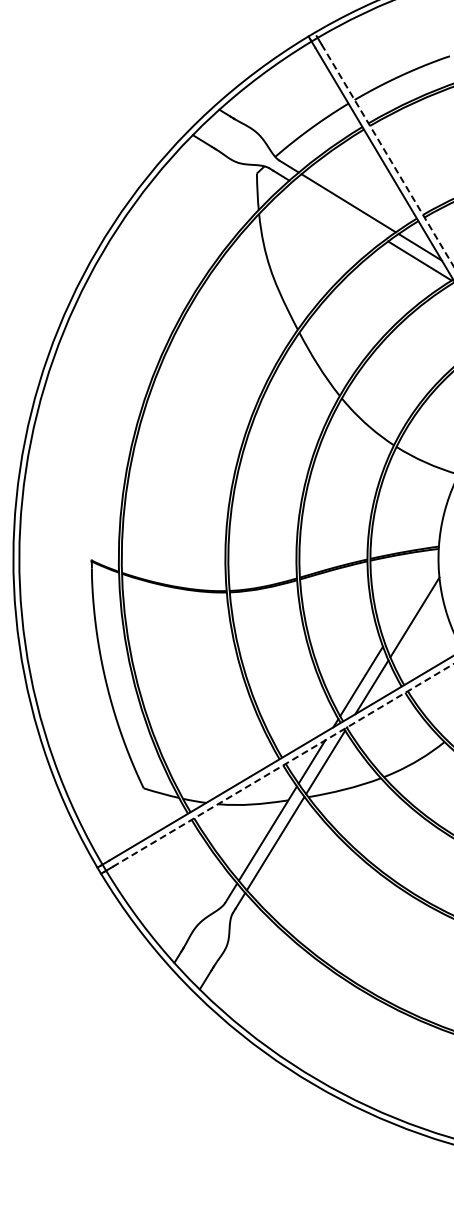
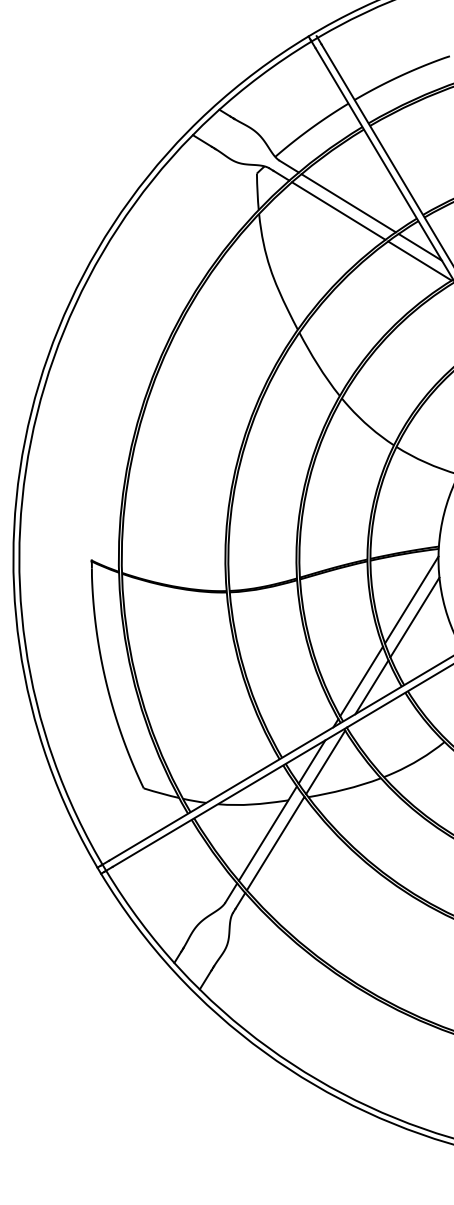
line: dashed -> solid (388, 156)
line: none -> present (338, 210)
line: none -> present (411, 599)
line: dashed -> solid (283, 765)
